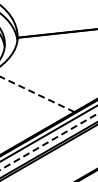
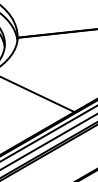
line: dashed -> solid (36, 94)
line: dashed -> solid (48, 141)
